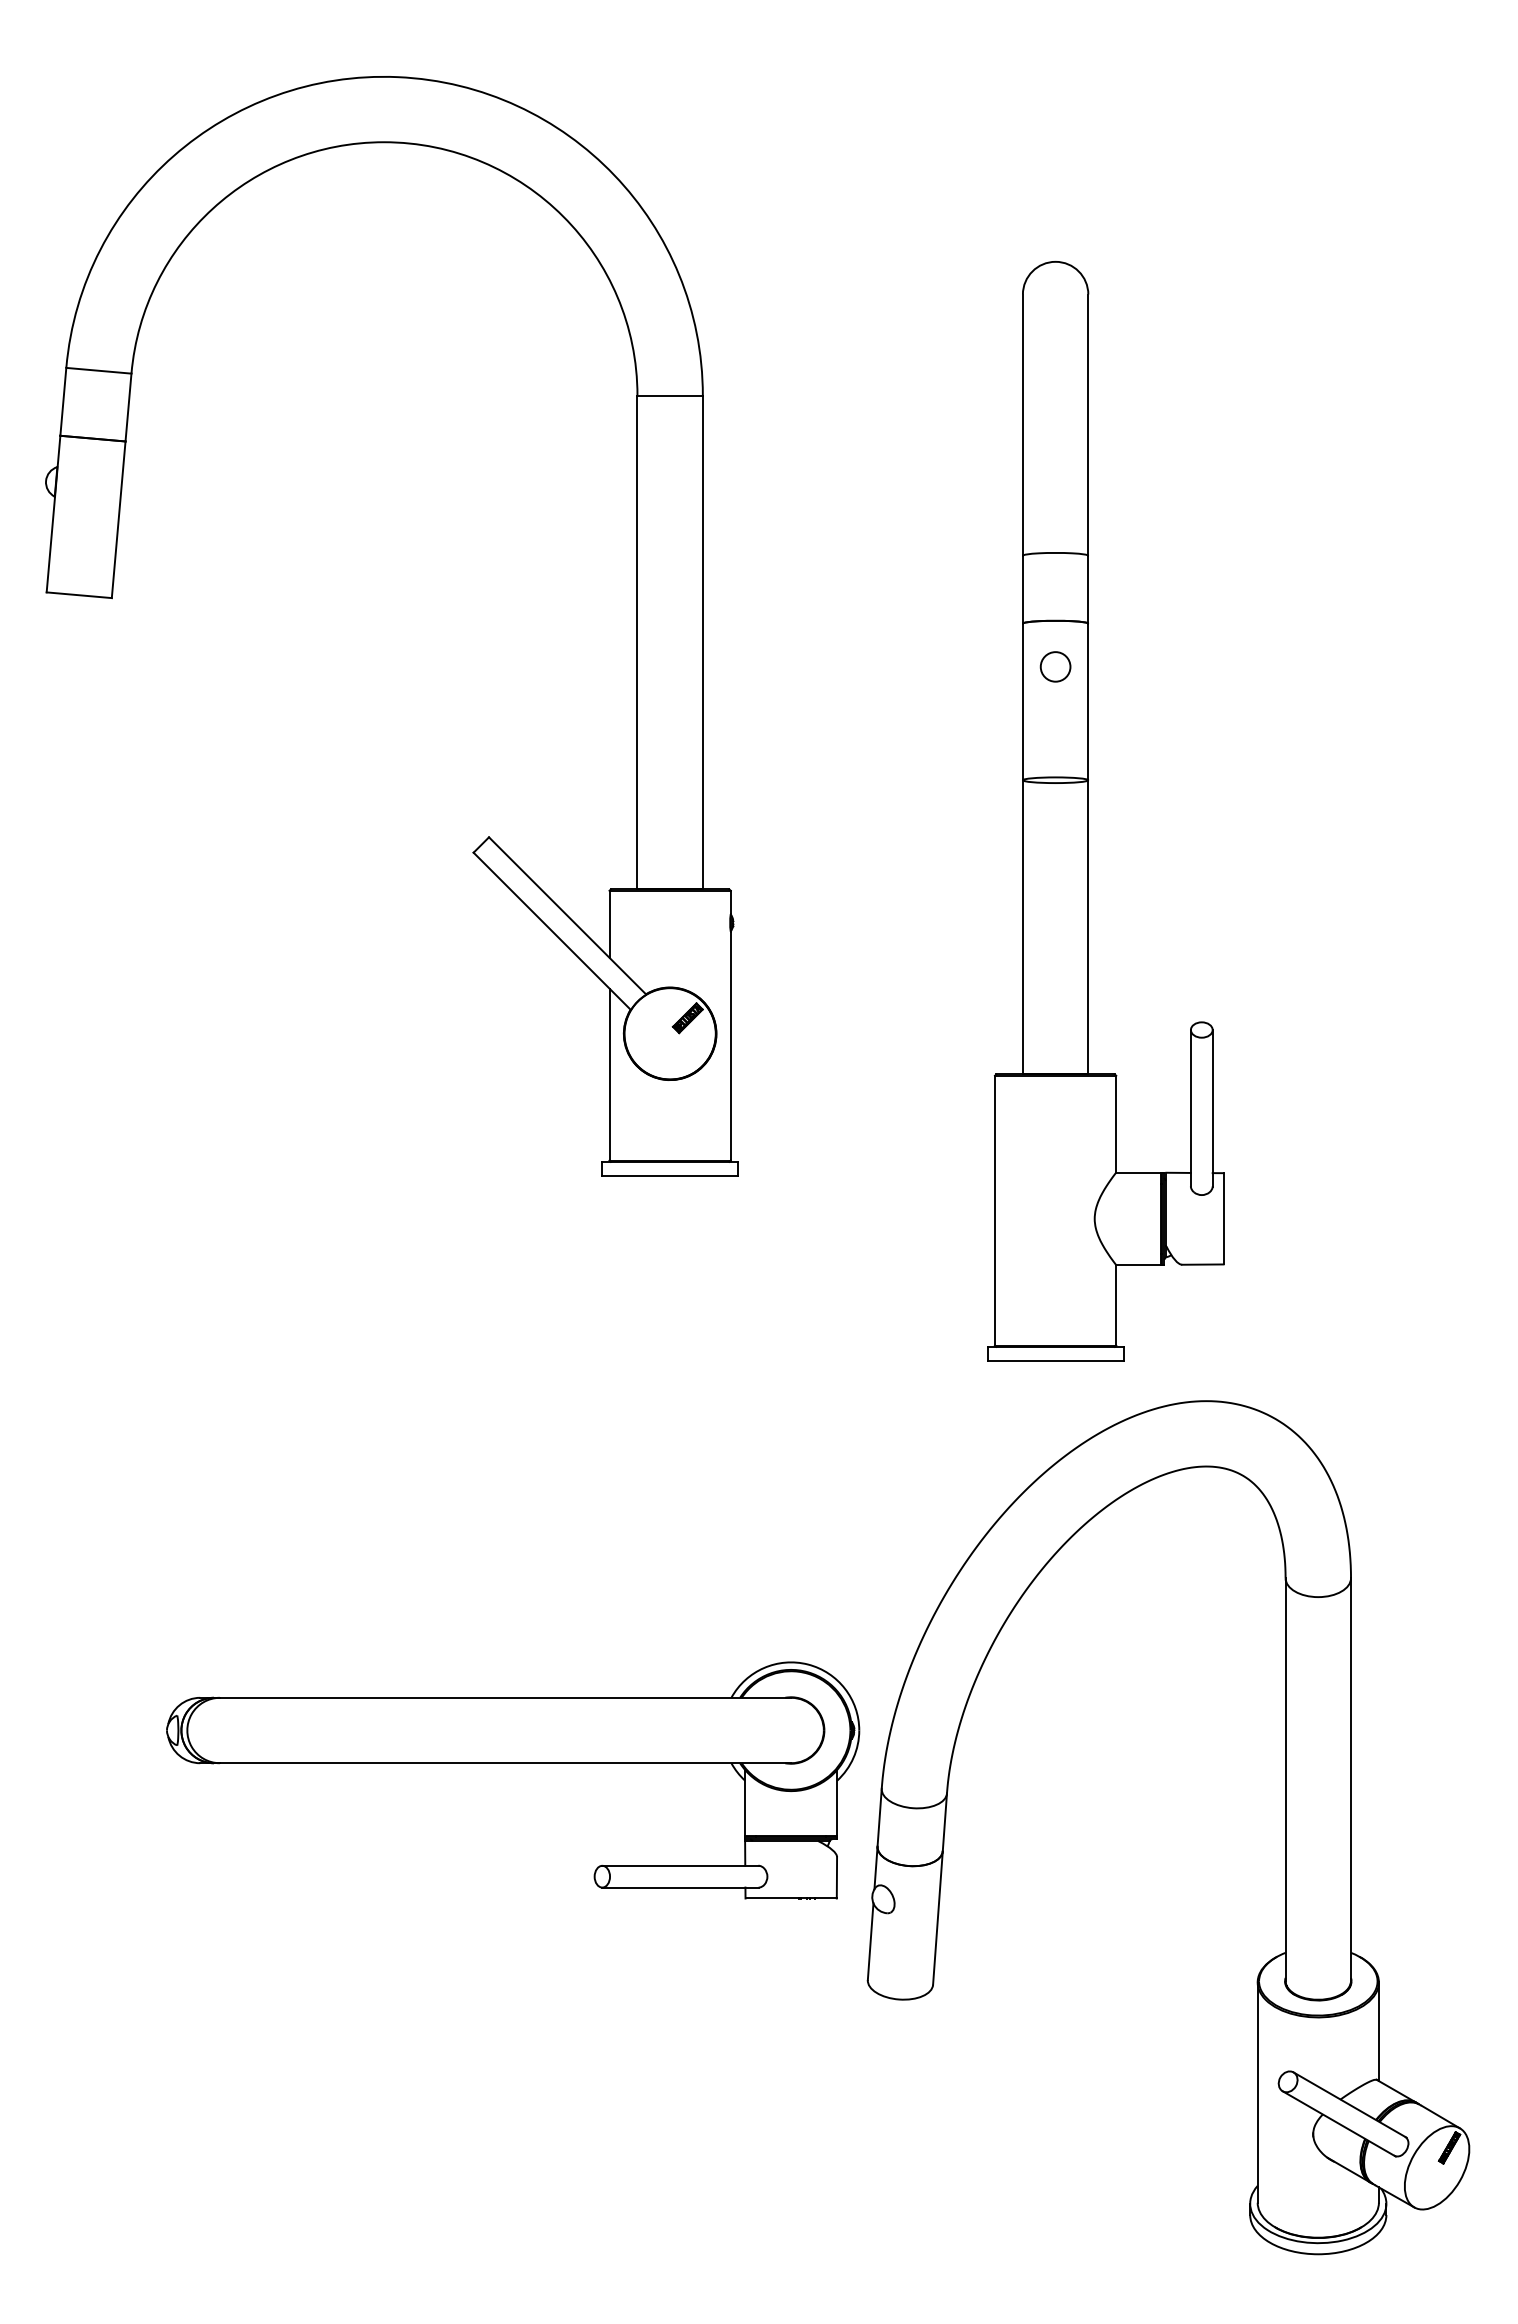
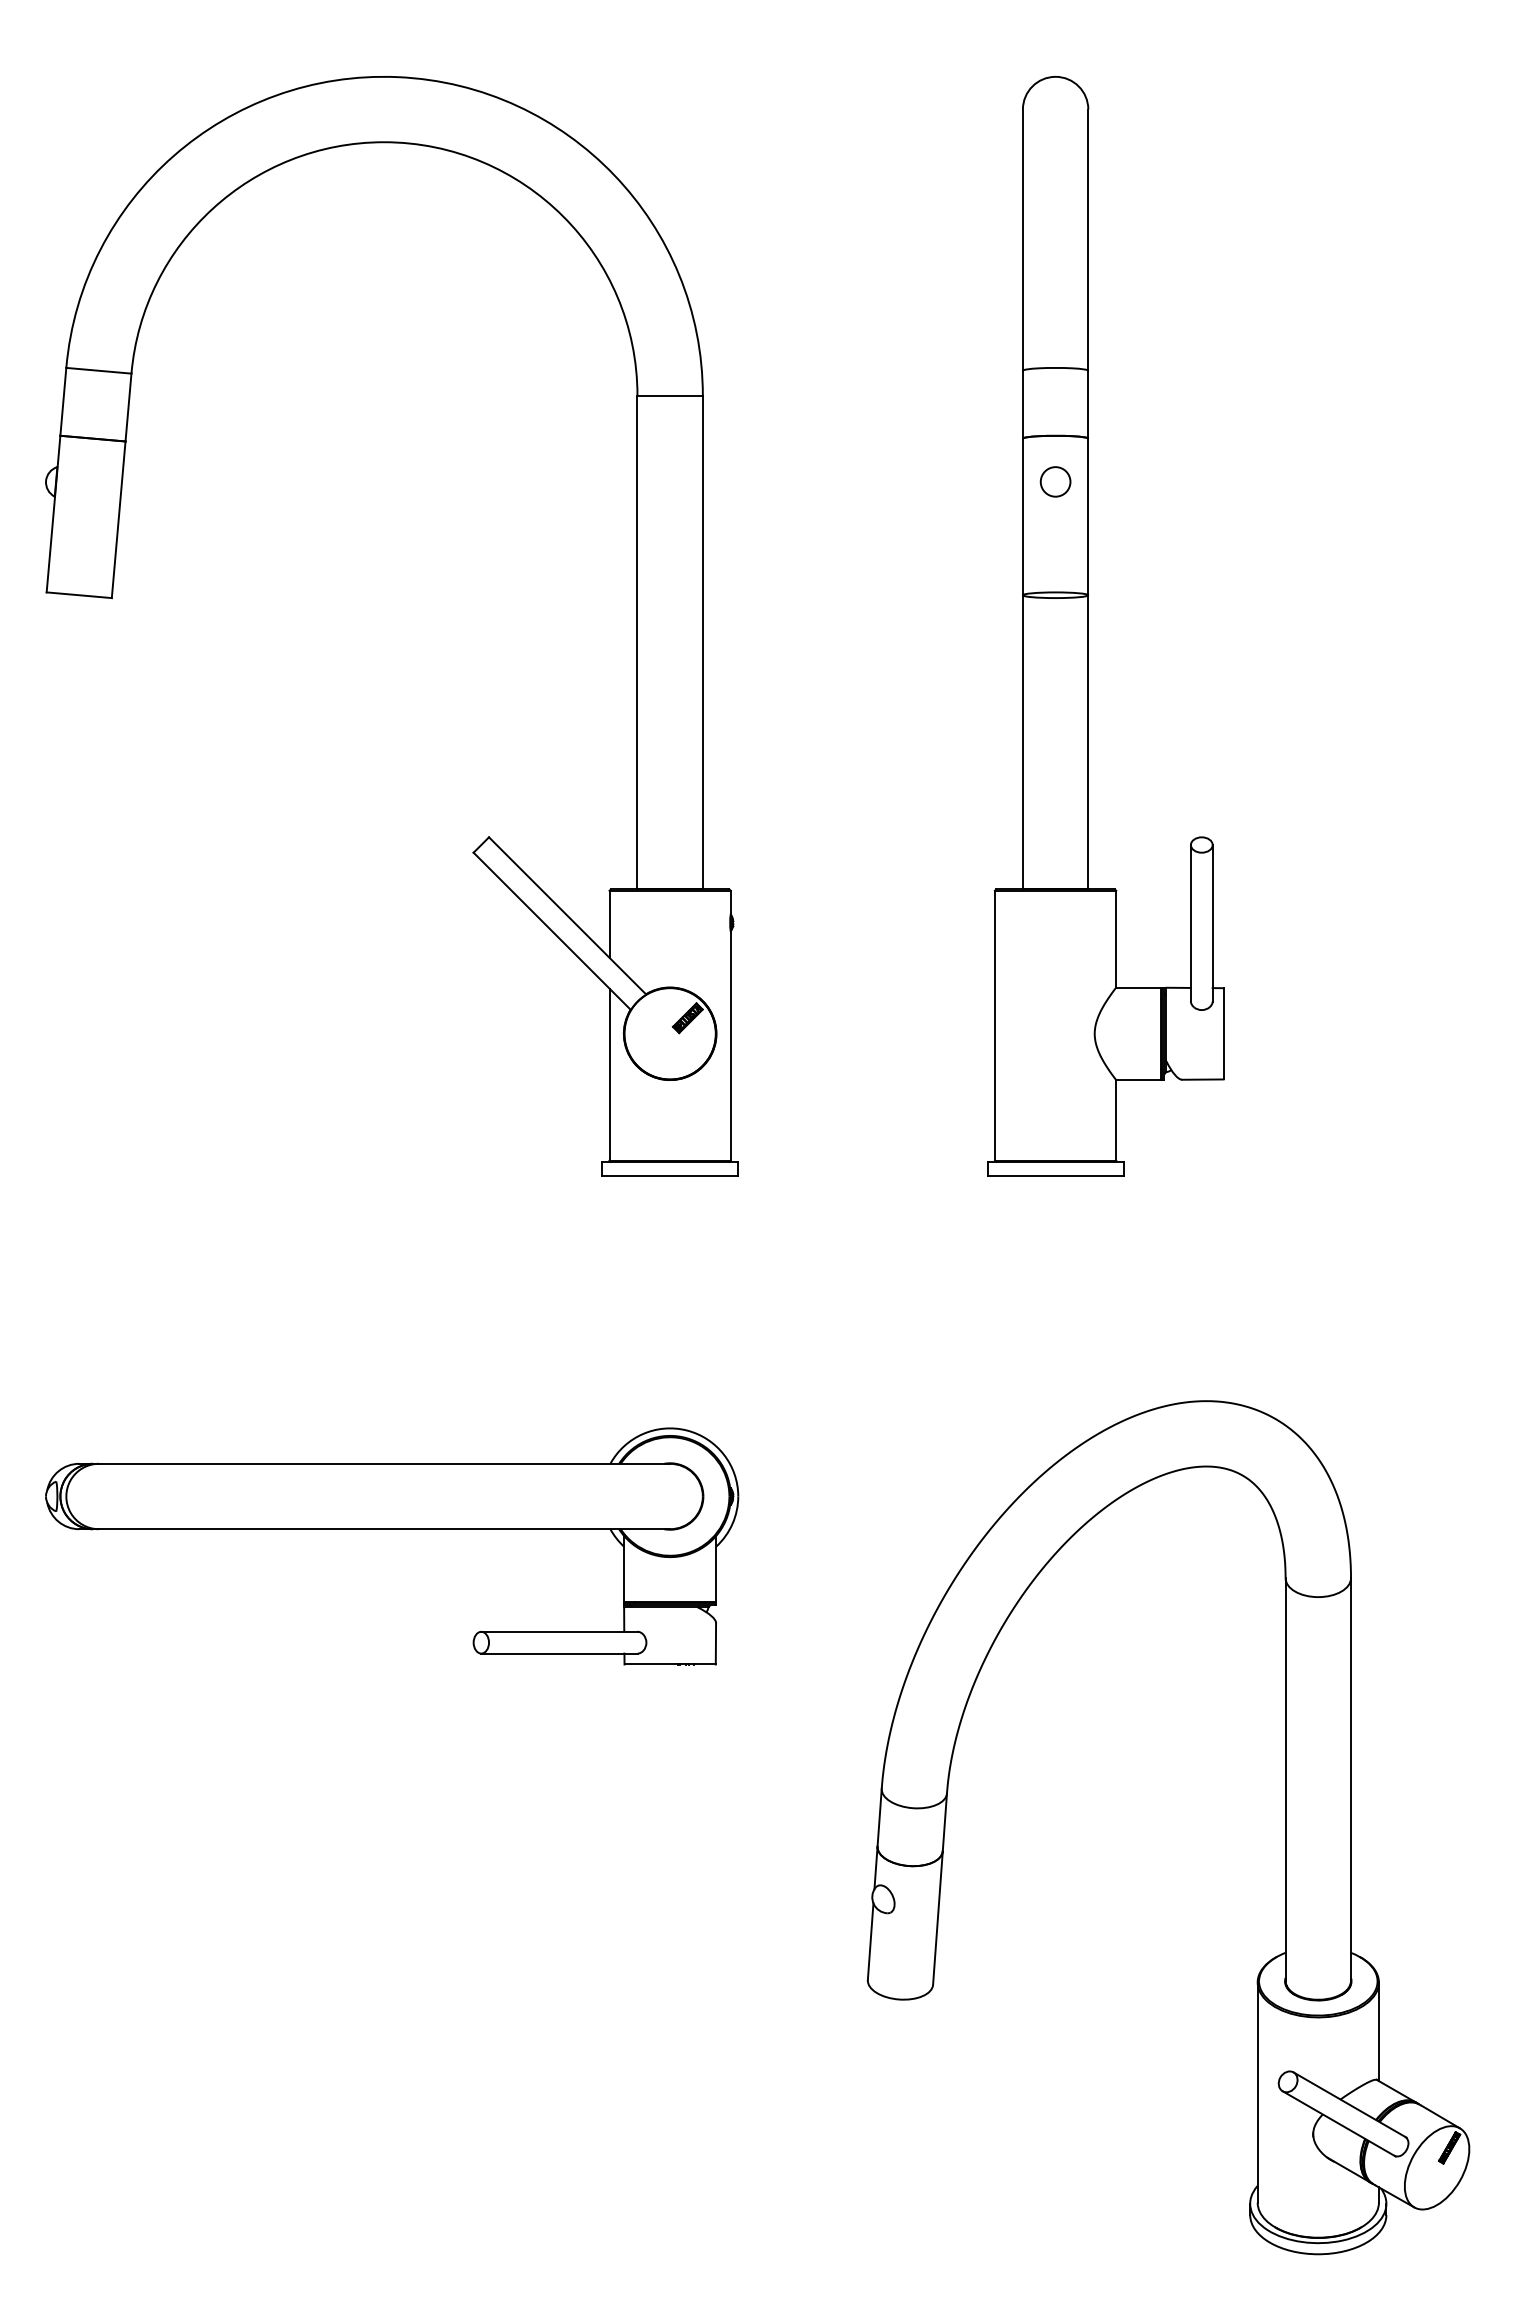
part position: (1088, 811) -> (1088, 626) (1088, 626)
part position: (513, 1763) -> (392, 1529) (392, 1529)
